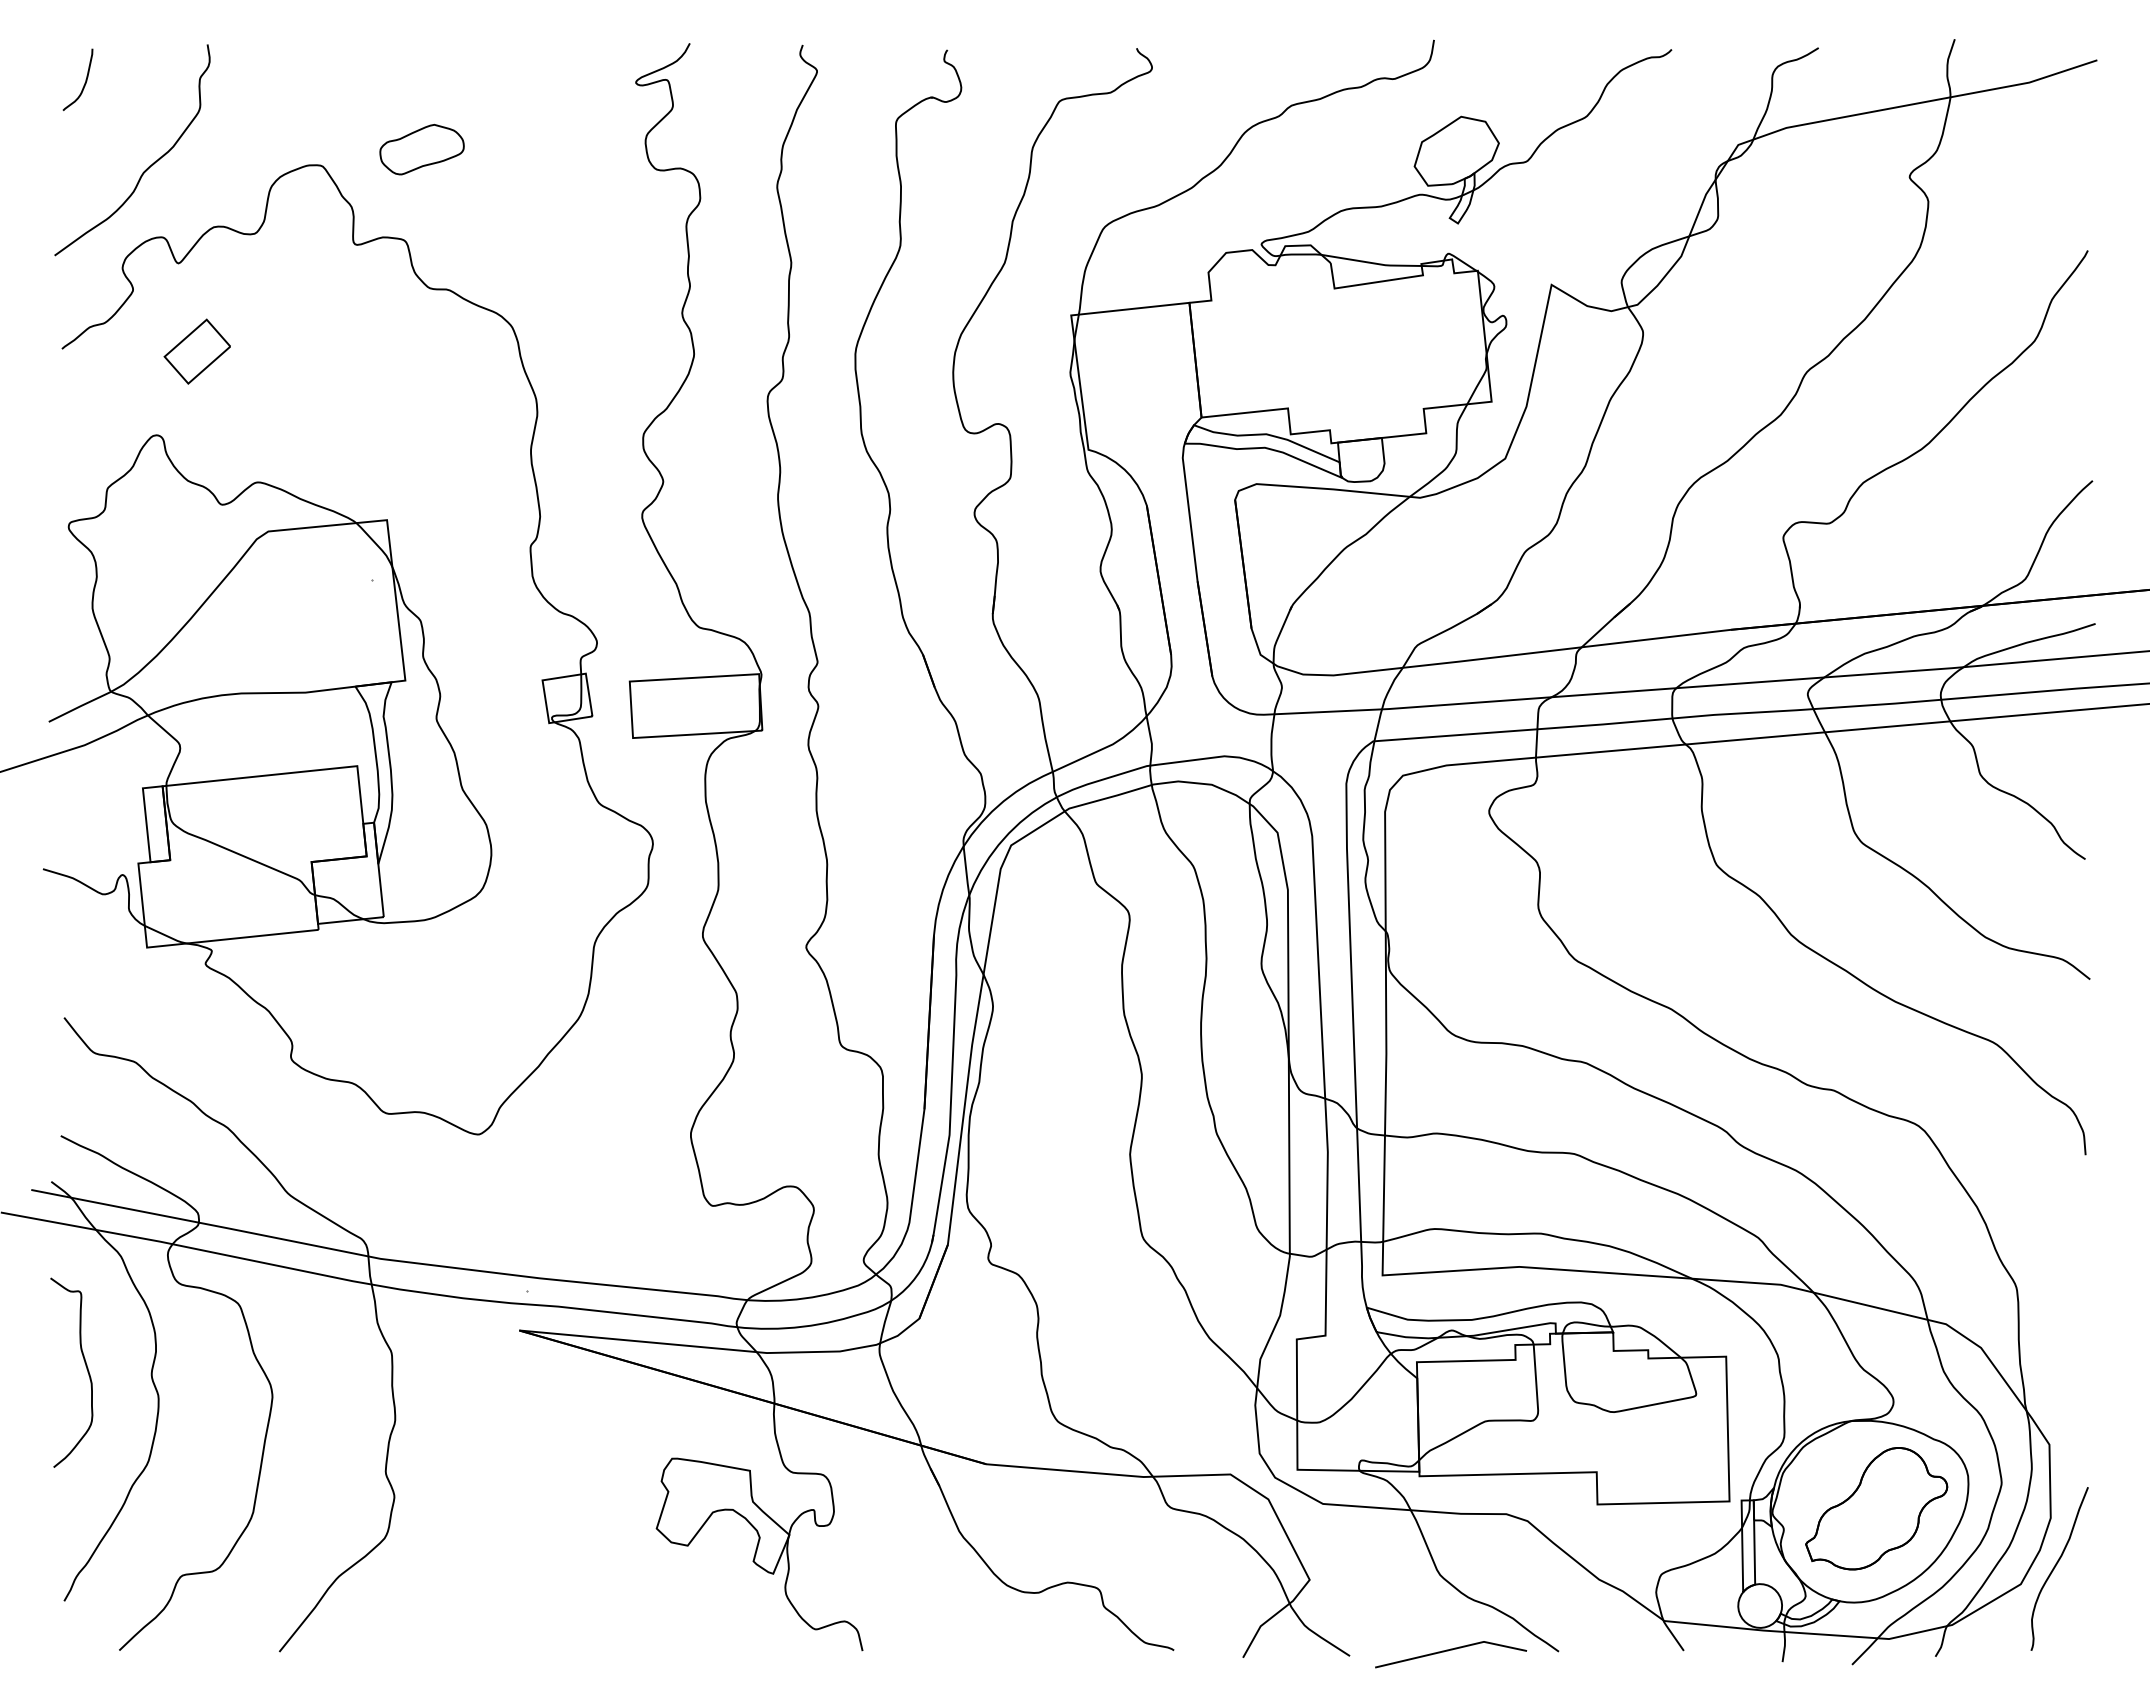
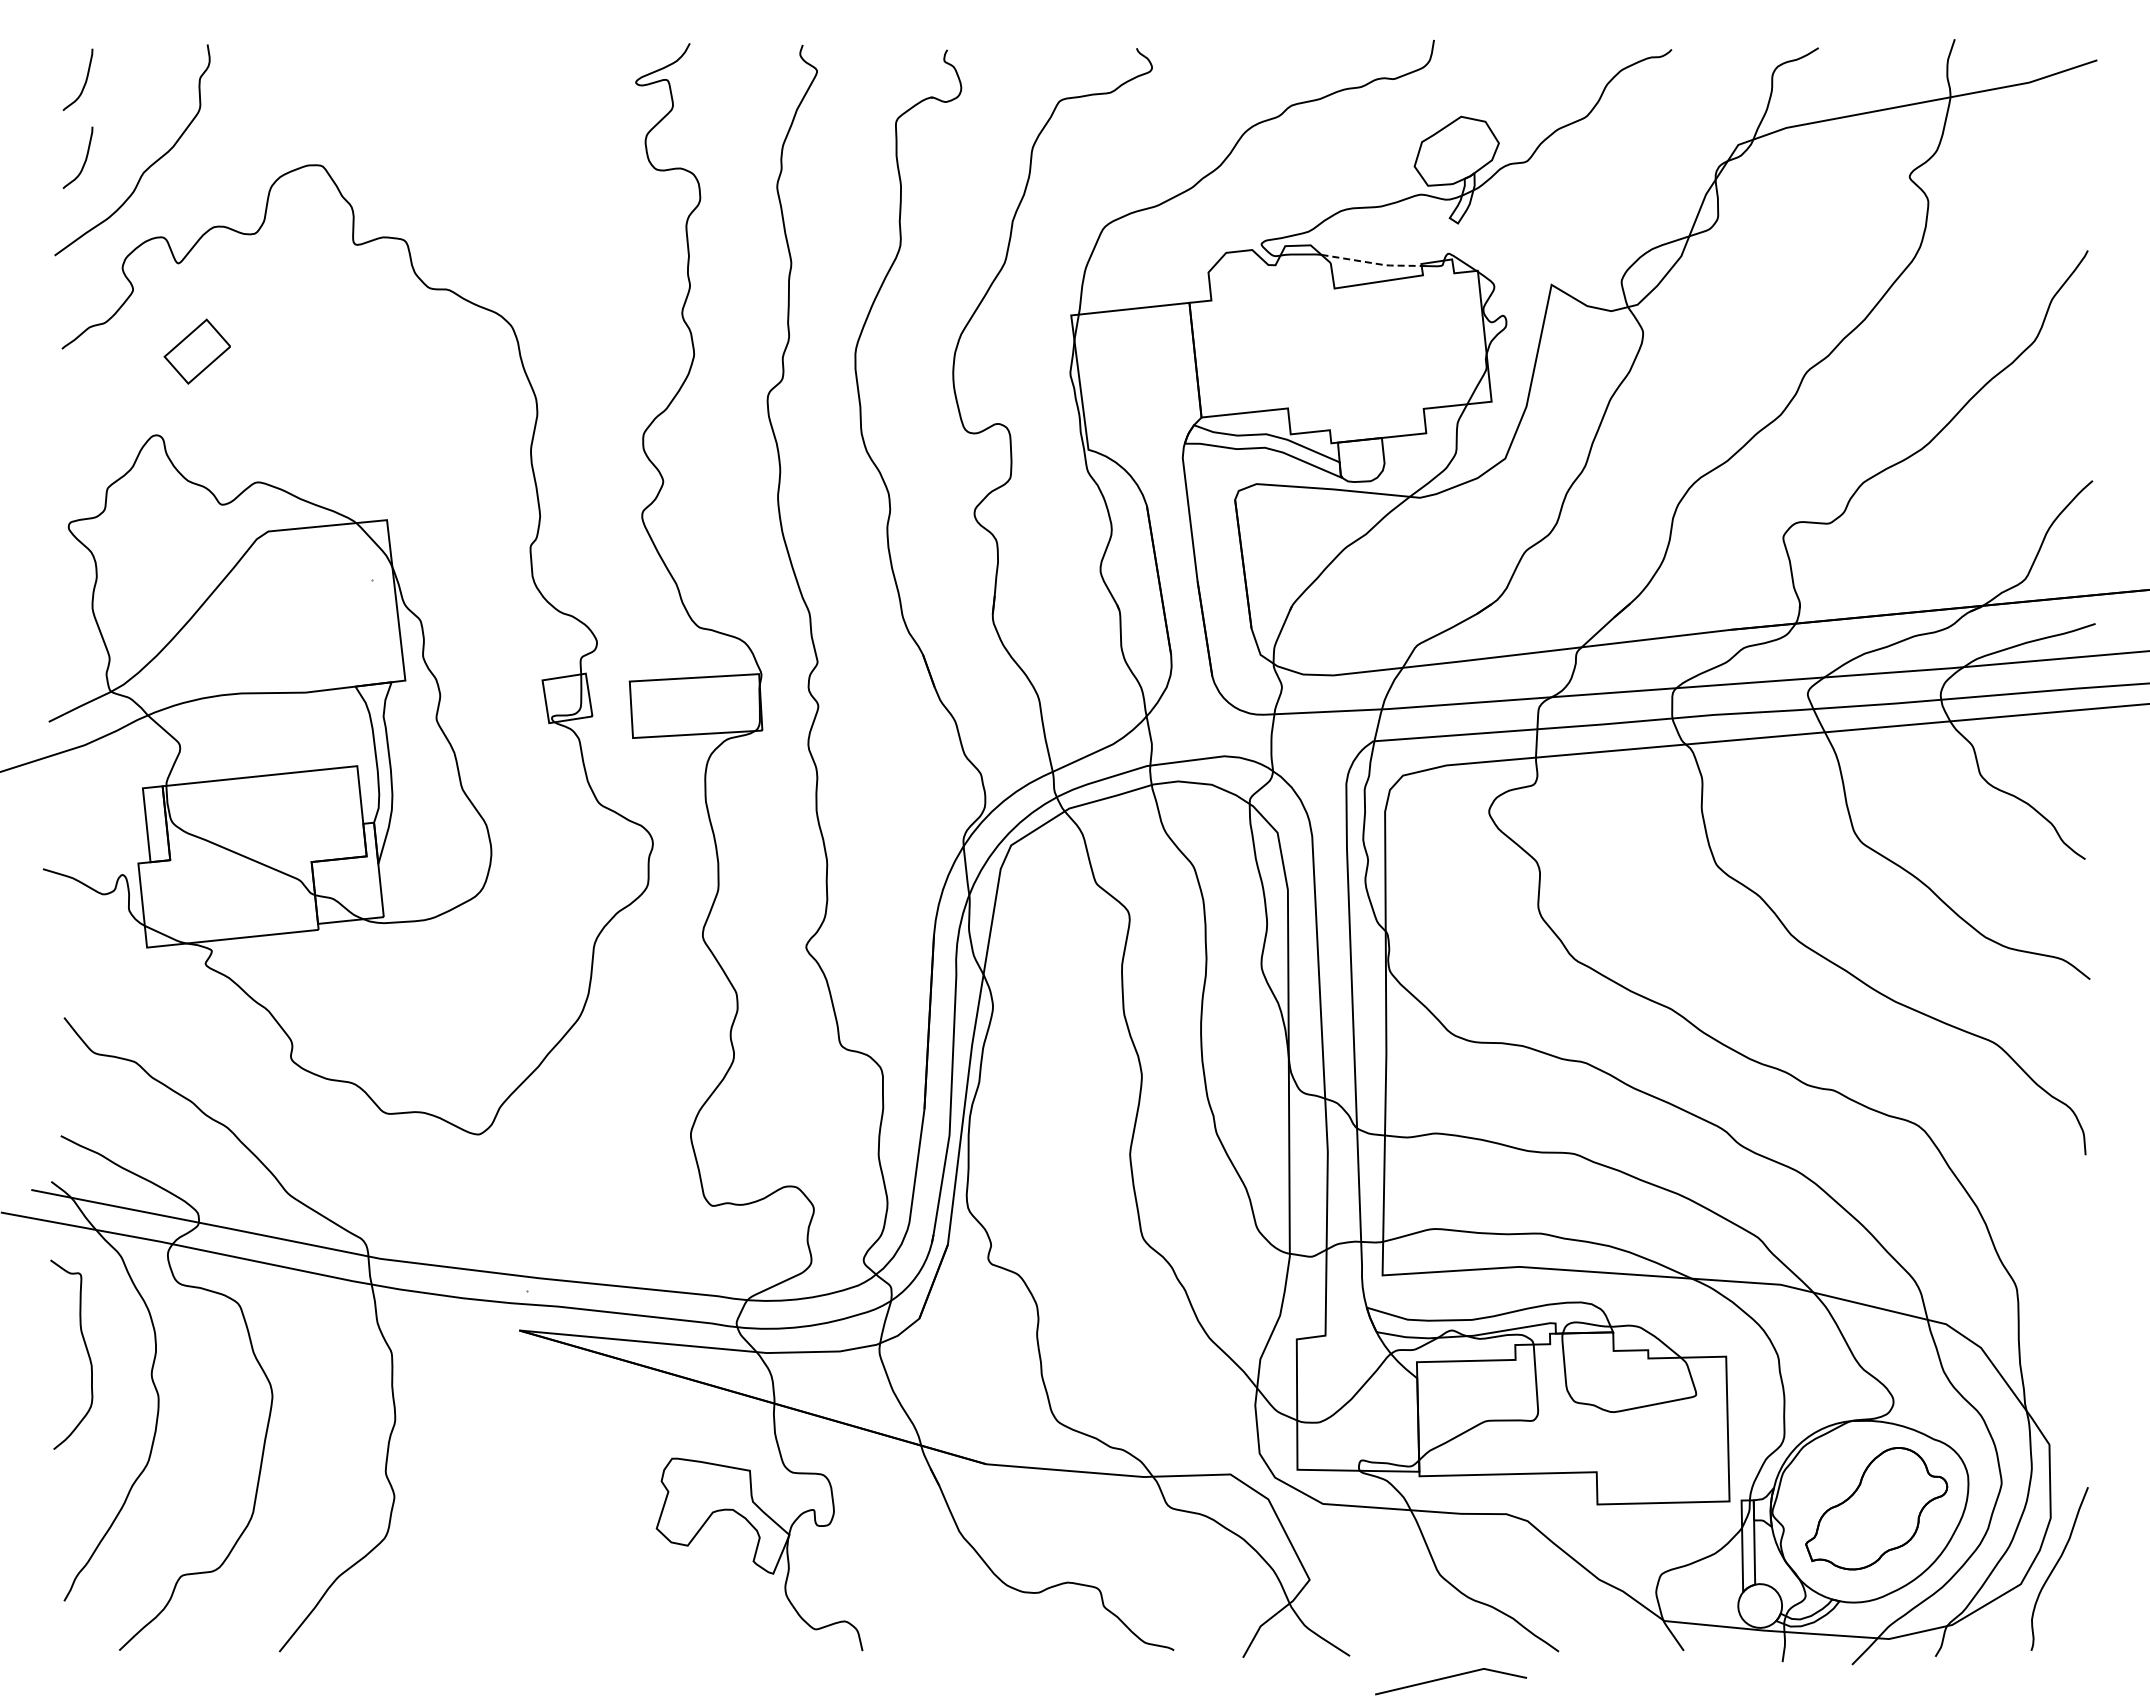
part: present -> none (421, 149)
curve: none -> present (84, 160)
line: solid -> dashed (1372, 263)
curve position: (85, 1366) -> (85, 1348) (85, 1348)
line position: (1451, 1650) -> (1451, 1677) (1451, 1677)
